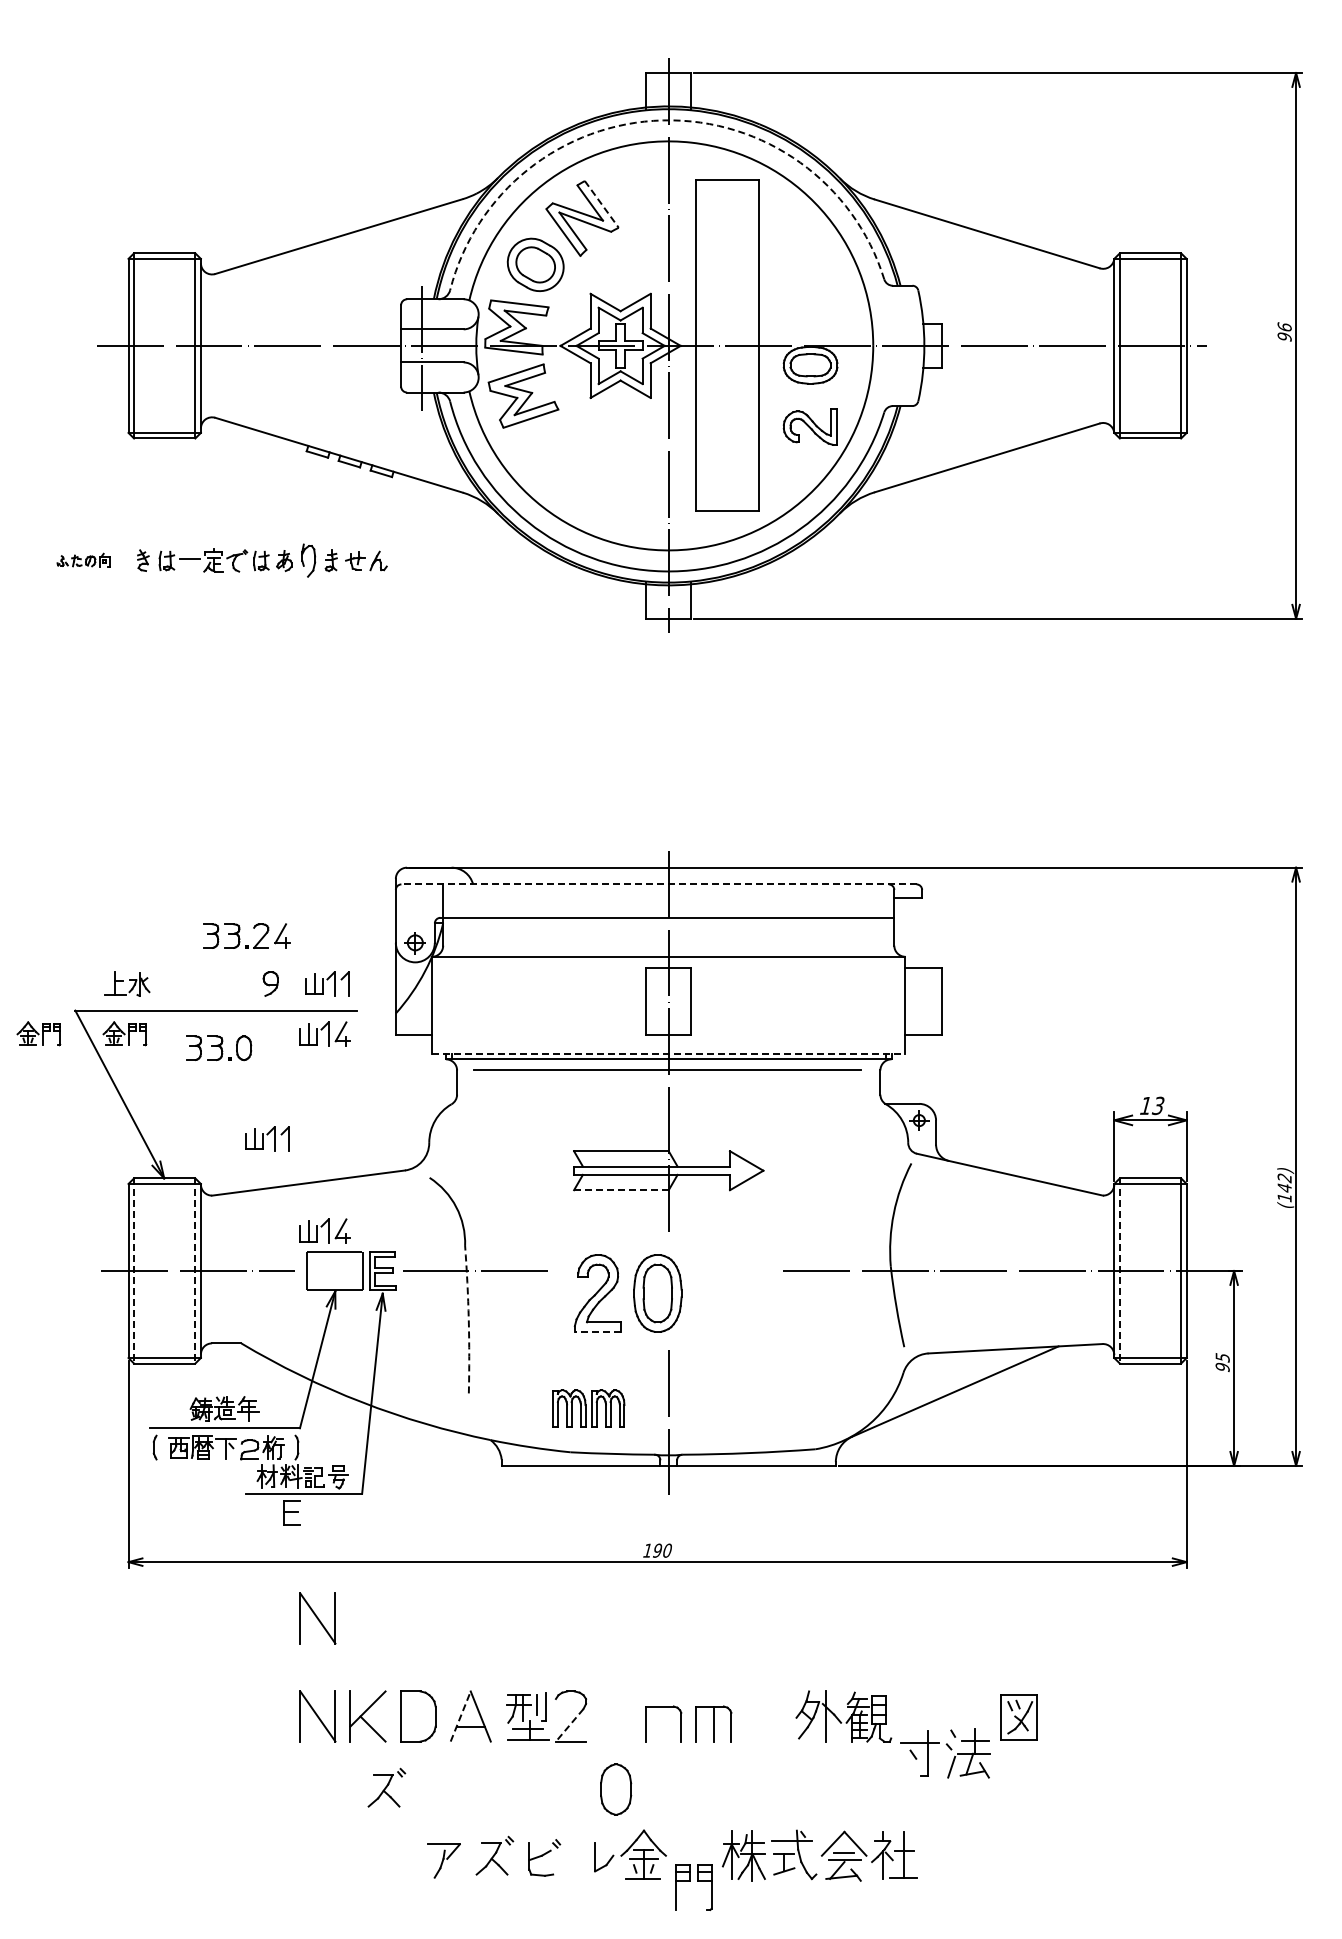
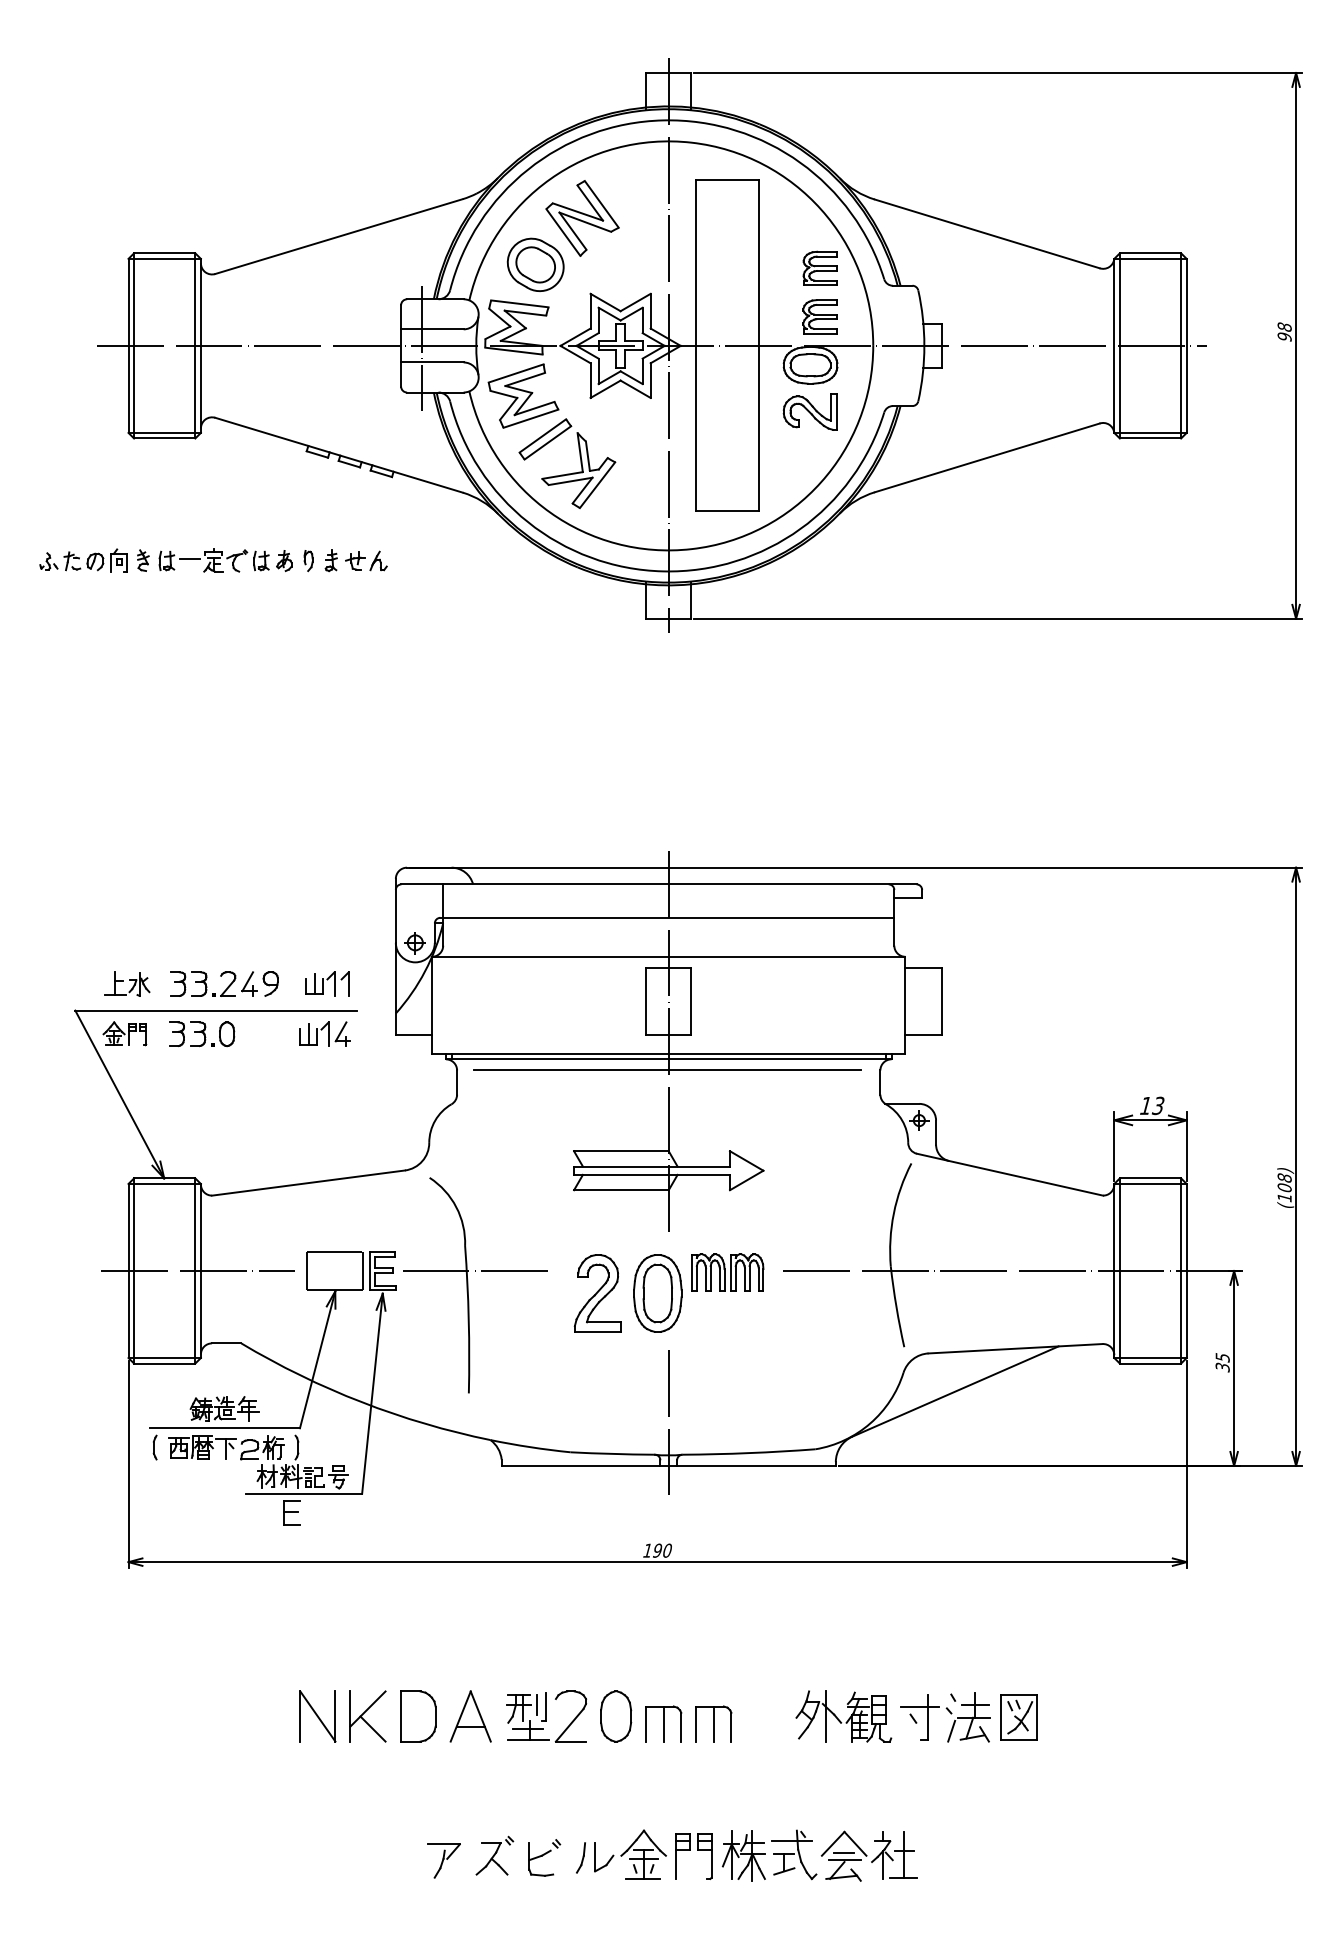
arc: dashed -> solid (663, 120)
line: dashed -> solid (601, 204)
part: none -> present (819, 267)
part: none -> present (819, 316)
text: 96 -> 98 (1284, 326)
part position: (809, 426) -> (809, 411) (809, 411)
part: none -> present (567, 473)
part size: 55x16 px -> 89x25 px (83, 560)
part size: 16x35 px -> 11x23 px (308, 561)
line: dashed -> solid (659, 884)
part position: (240, 938) -> (207, 986) (207, 986)
part: present -> none (38, 1033)
part position: (219, 1048) -> (202, 1034) (202, 1034)
line: dashed -> solid (668, 1054)
part: present -> none (267, 1138)
text: 142 -> 108 (1284, 1182)
line: dashed -> solid (620, 1190)
part: present -> none (324, 1230)
line: dashed -> solid (134, 1270)
line: dashed -> solid (195, 1270)
line: dashed -> solid (1119, 1270)
arc: dashed -> solid (468, 1319)
line: dashed -> solid (597, 1331)
text: 95 -> 35 (1222, 1367)
part position: (588, 1408) -> (727, 1272) (727, 1272)
part: present -> none (317, 1618)
line: dashed -> solid (460, 1716)
line: none -> present (663, 1723)
line: dashed -> solid (569, 1725)
part position: (949, 1748) -> (949, 1712) (949, 1712)
part: present -> none (386, 1787)
part position: (616, 1789) -> (616, 1716) (616, 1716)
part: none -> present (580, 1857)
part position: (690, 1881) -> (690, 1850) (690, 1850)
